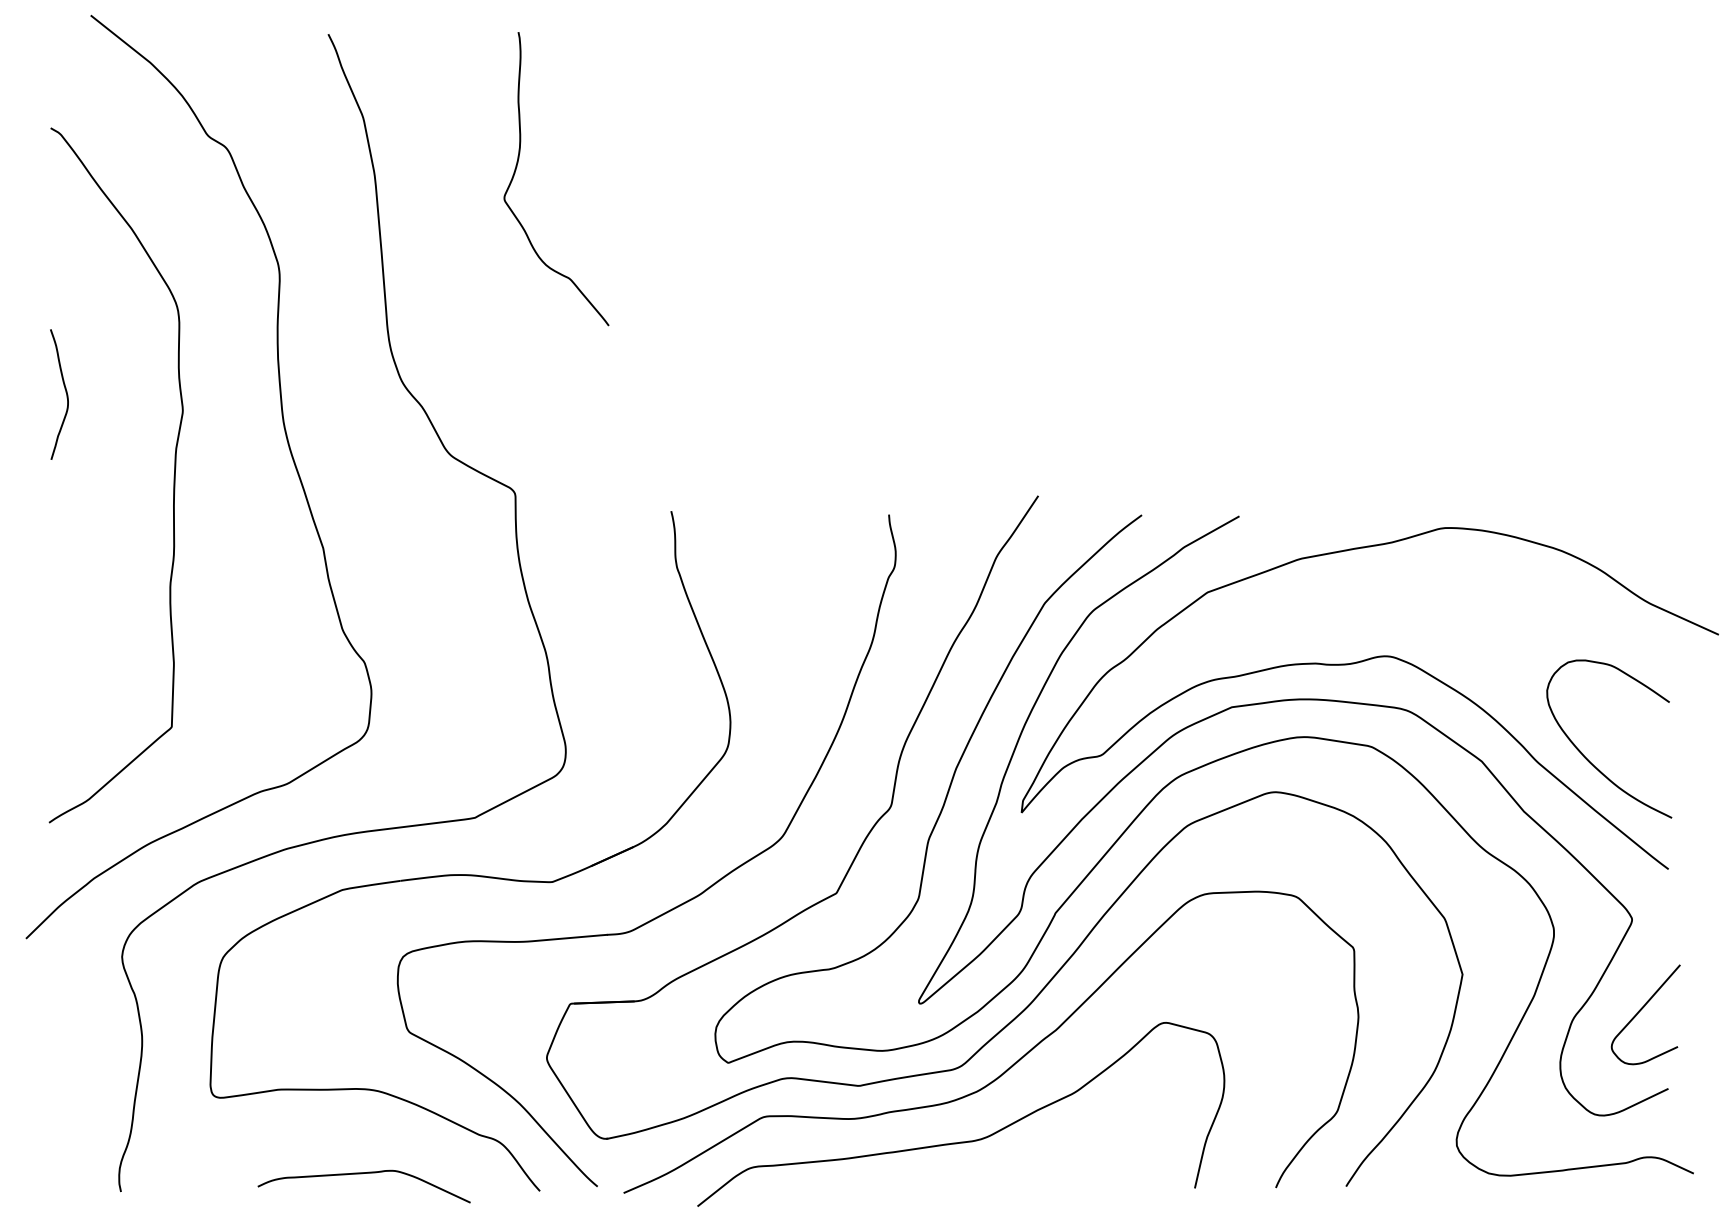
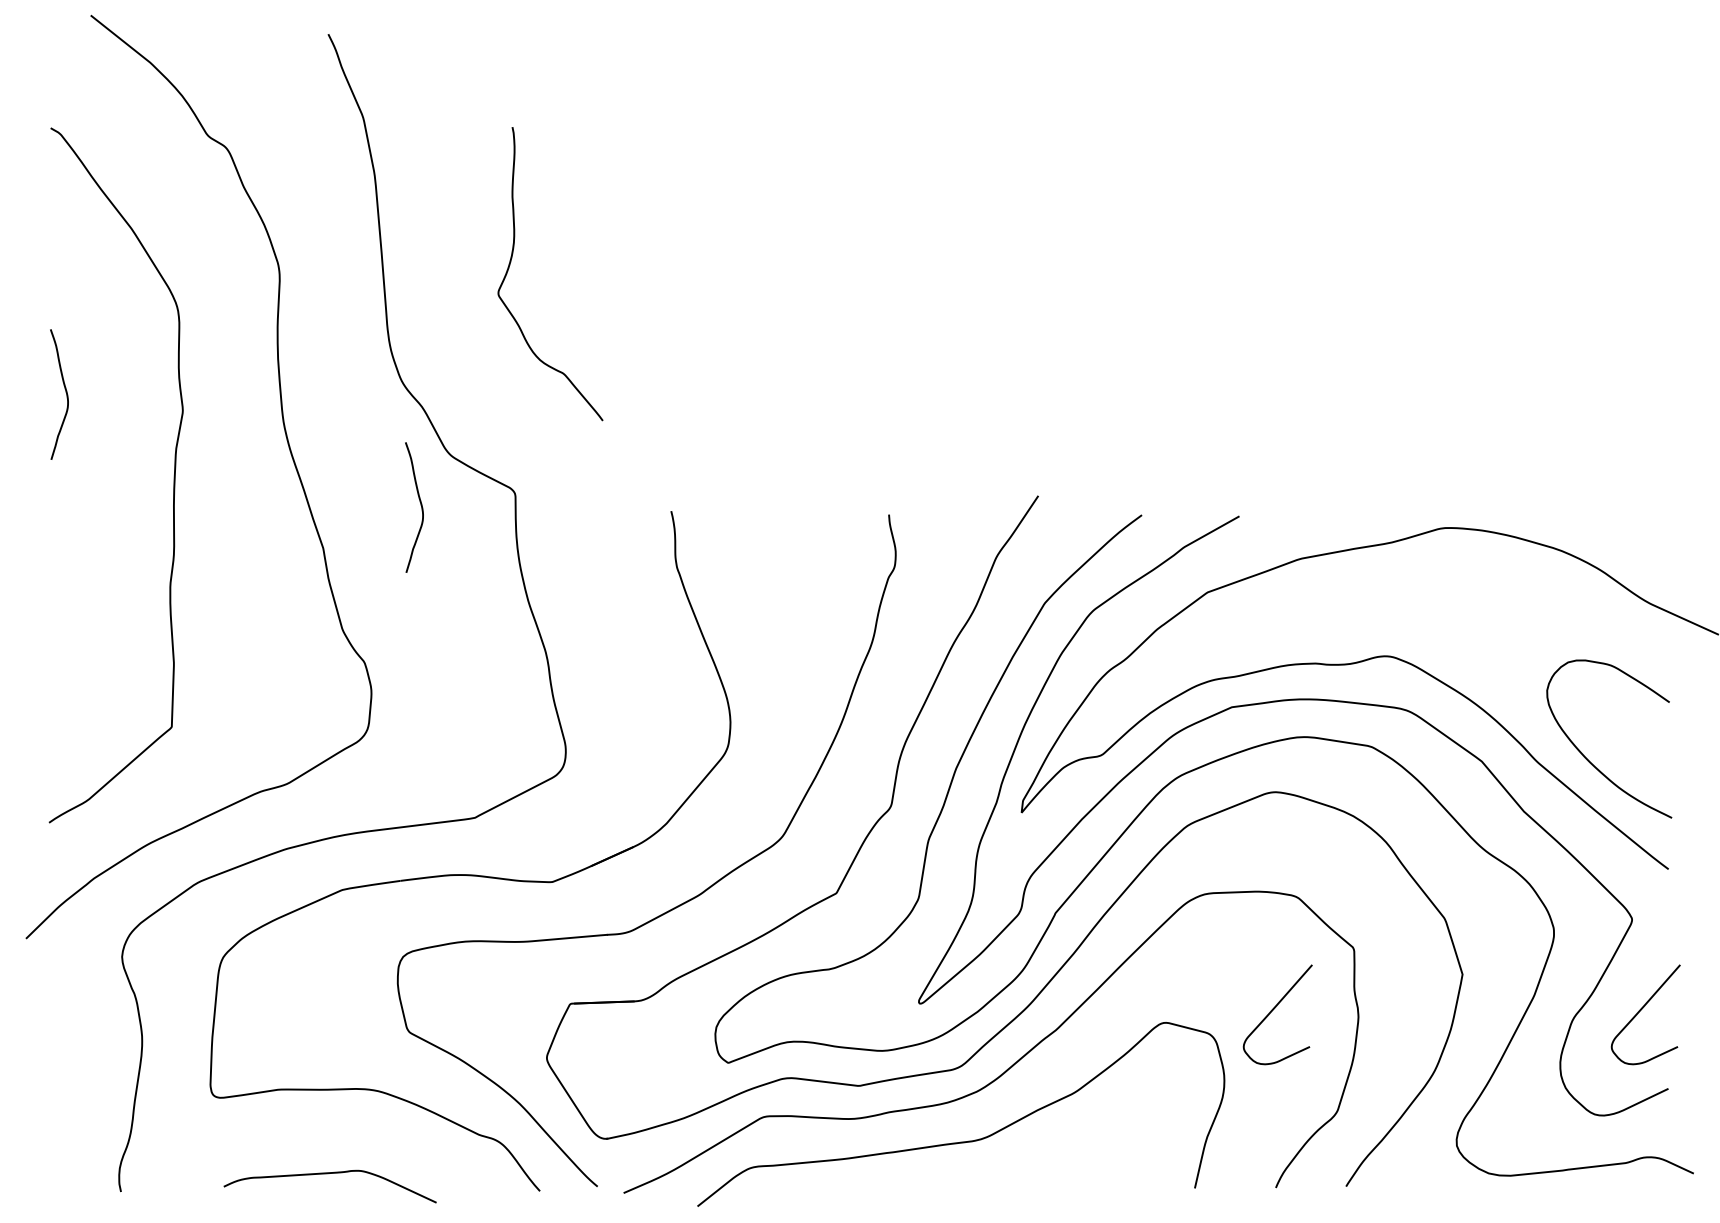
curve position: (517, 167) -> (511, 262) (511, 262)
curve: none -> present (420, 505)
curve: none -> present (1273, 1010)
curve position: (362, 1174) -> (328, 1174) (328, 1174)
